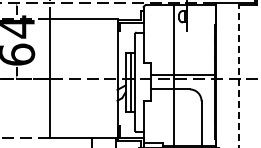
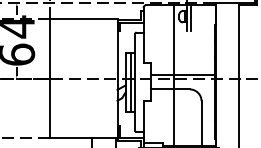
line: none -> present (190, 17)
line: dashed -> solid (239, 76)
